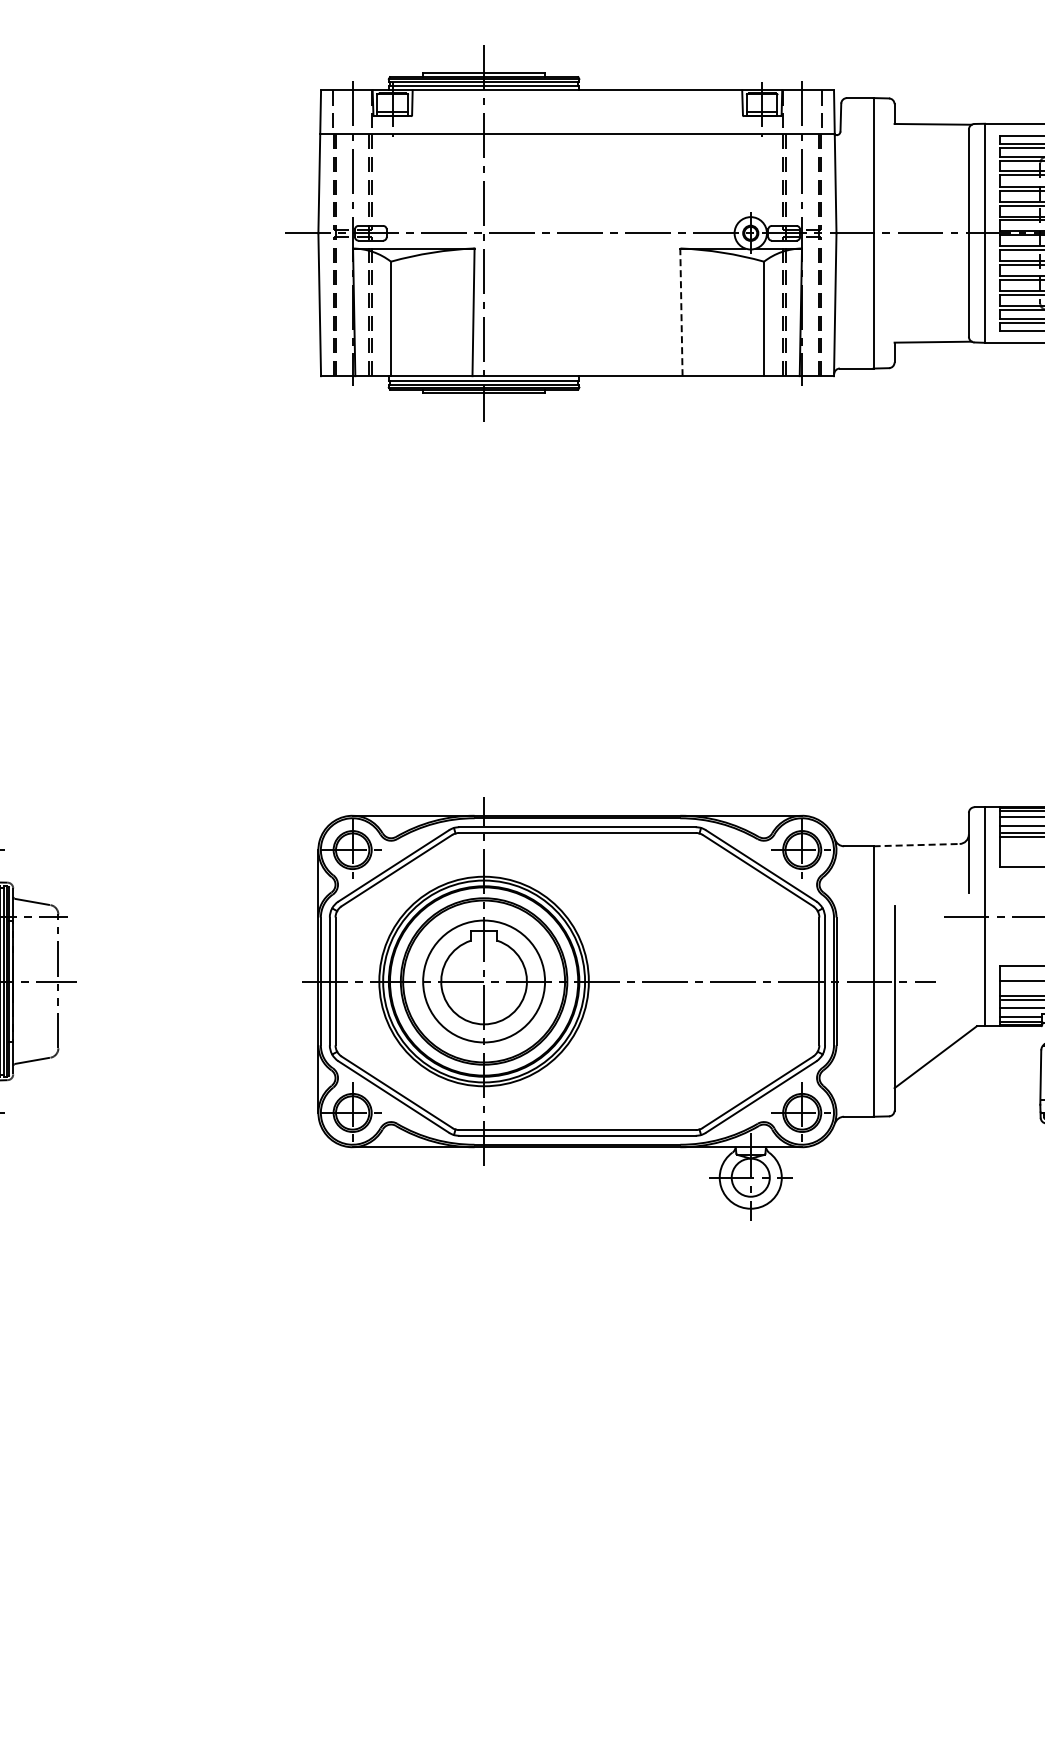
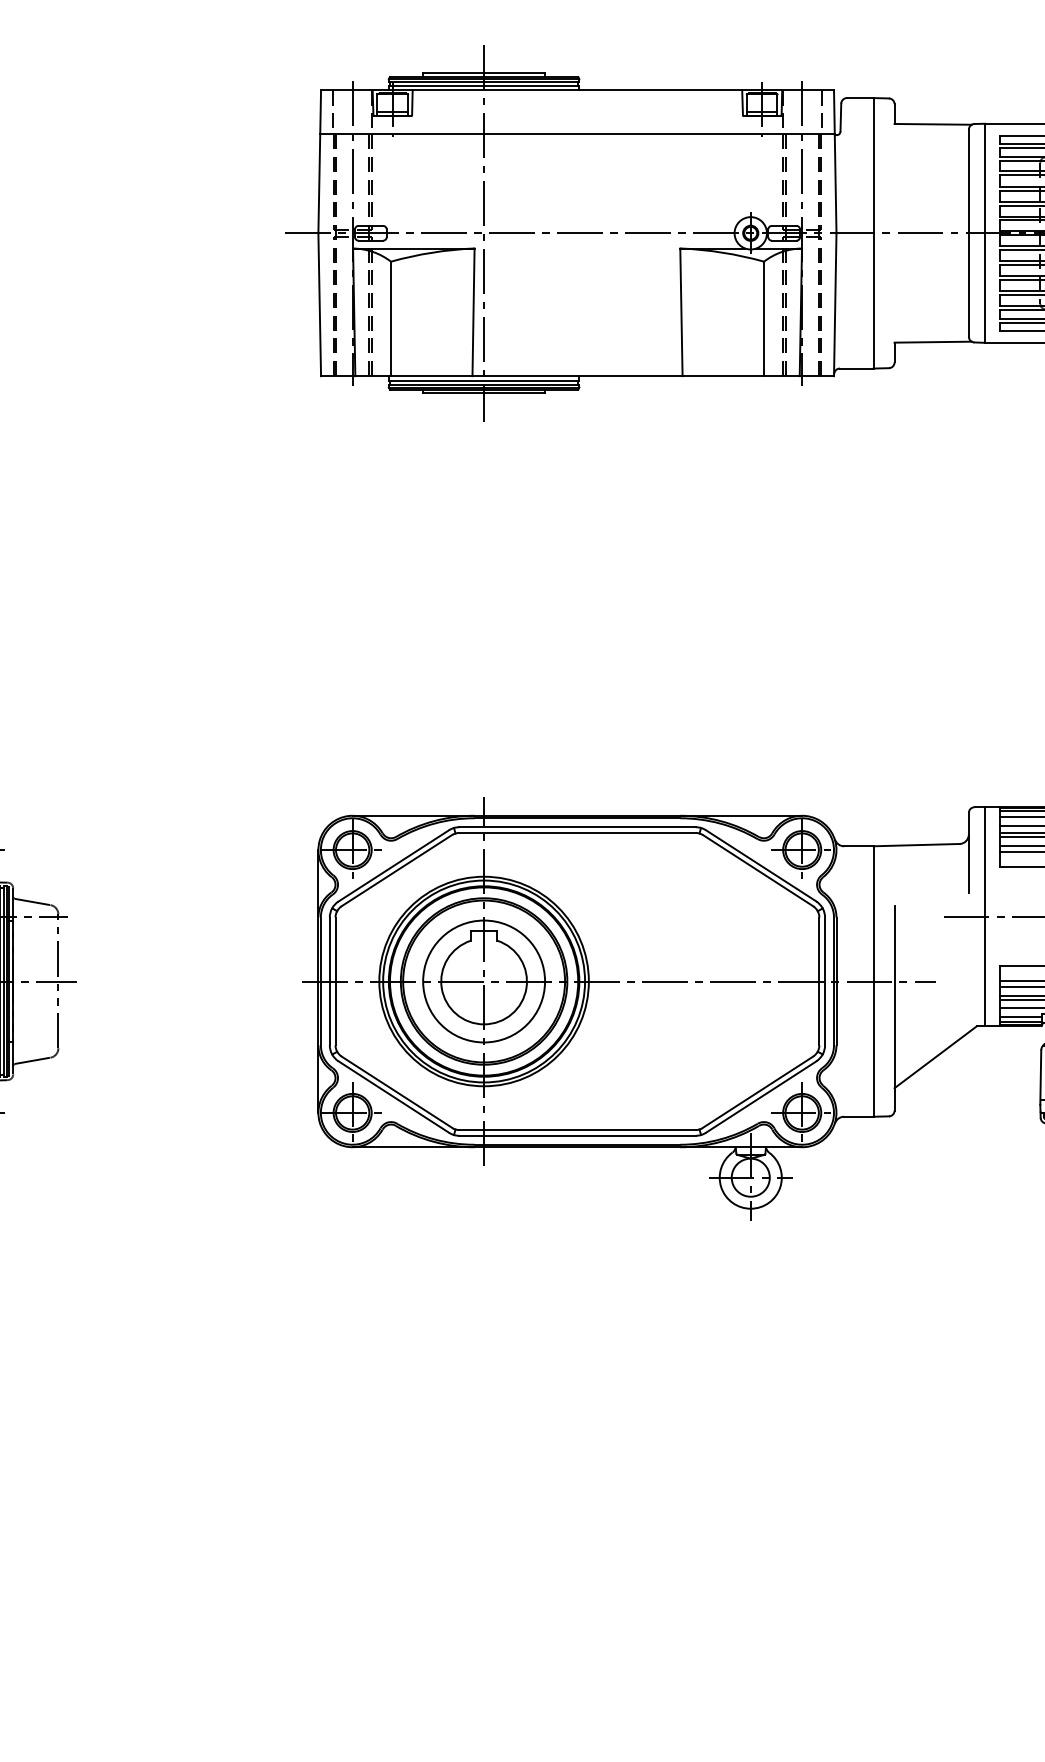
line: dashed -> solid (681, 312)
line: dashed -> solid (917, 845)
line: none -> present (1021, 846)
line: none -> present (1020, 852)
line: none -> present (1021, 987)
